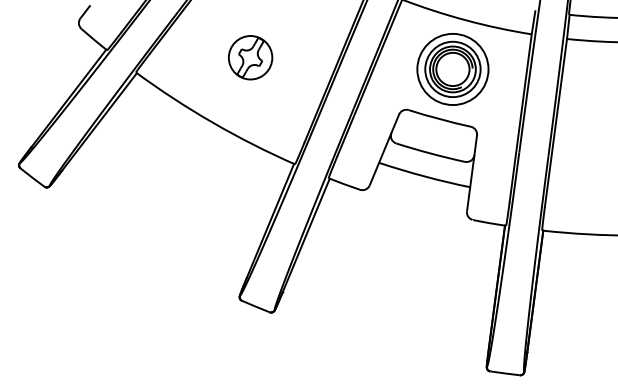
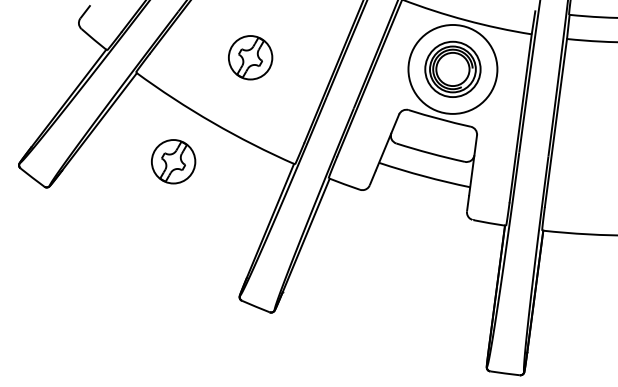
circle diameter: 71 px -> 89 px (452, 68)
part: none -> present (173, 161)
